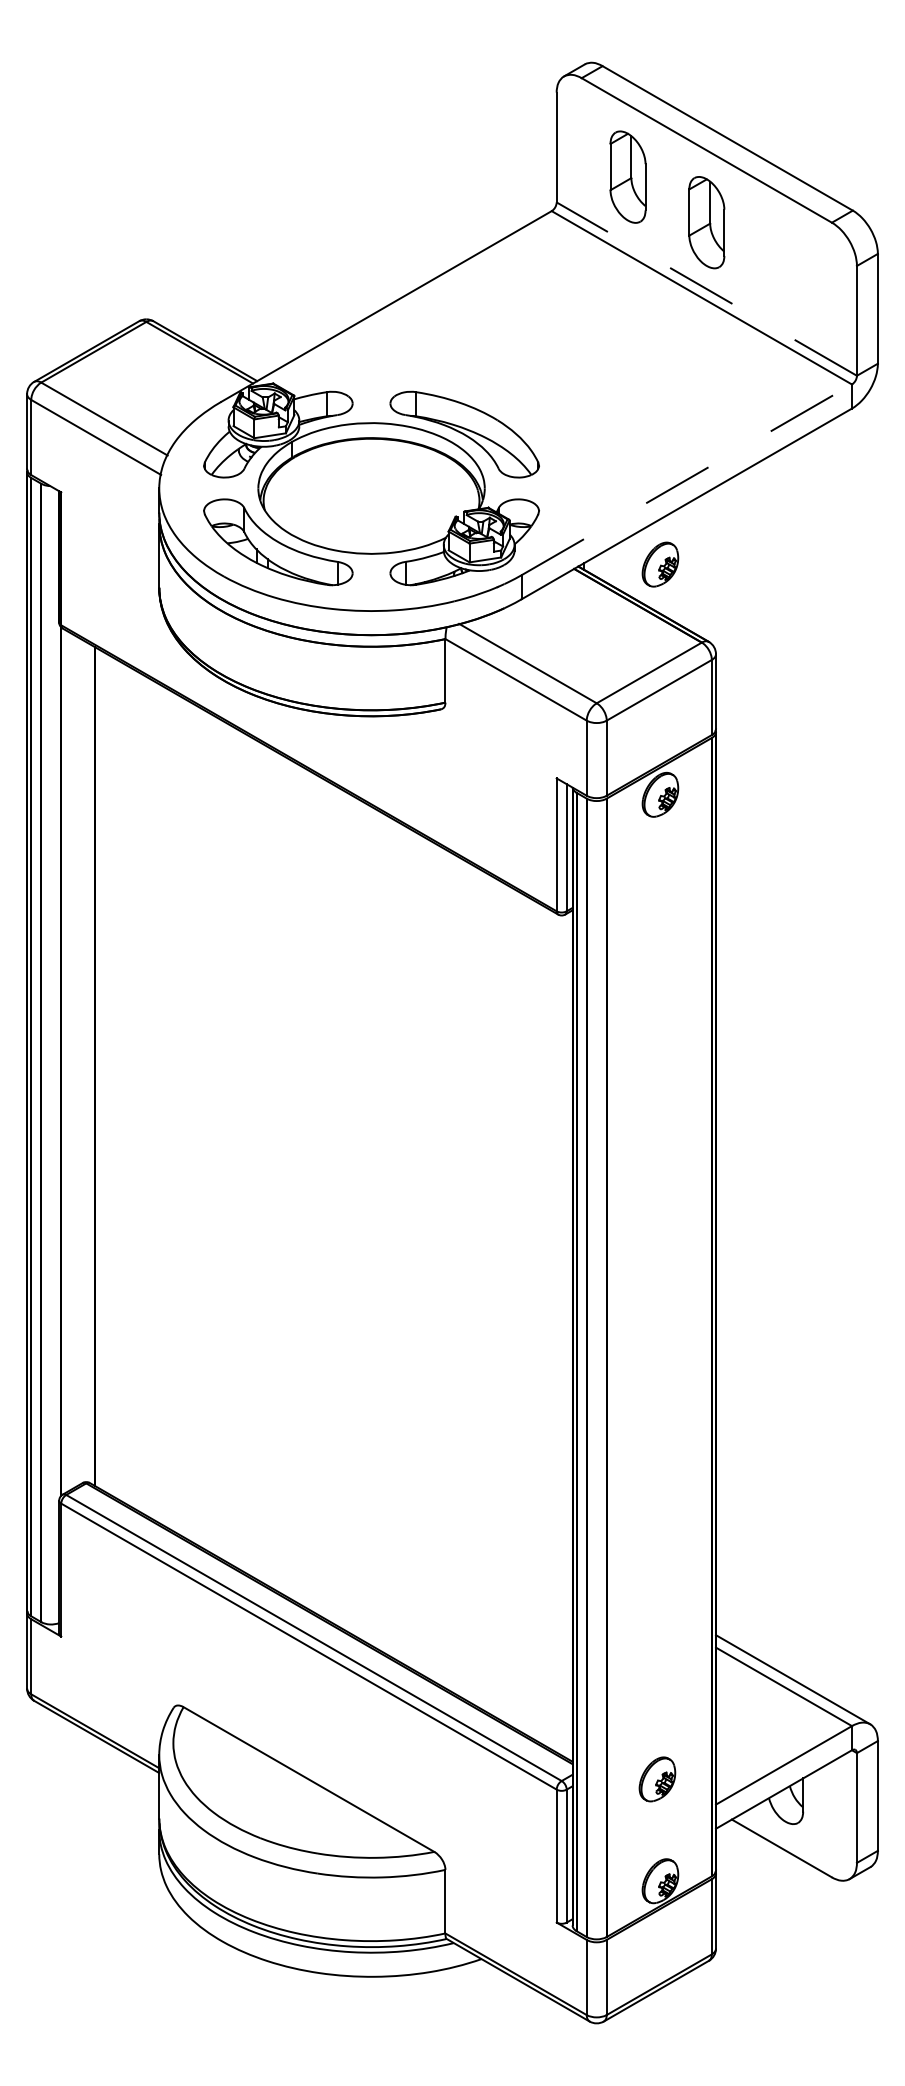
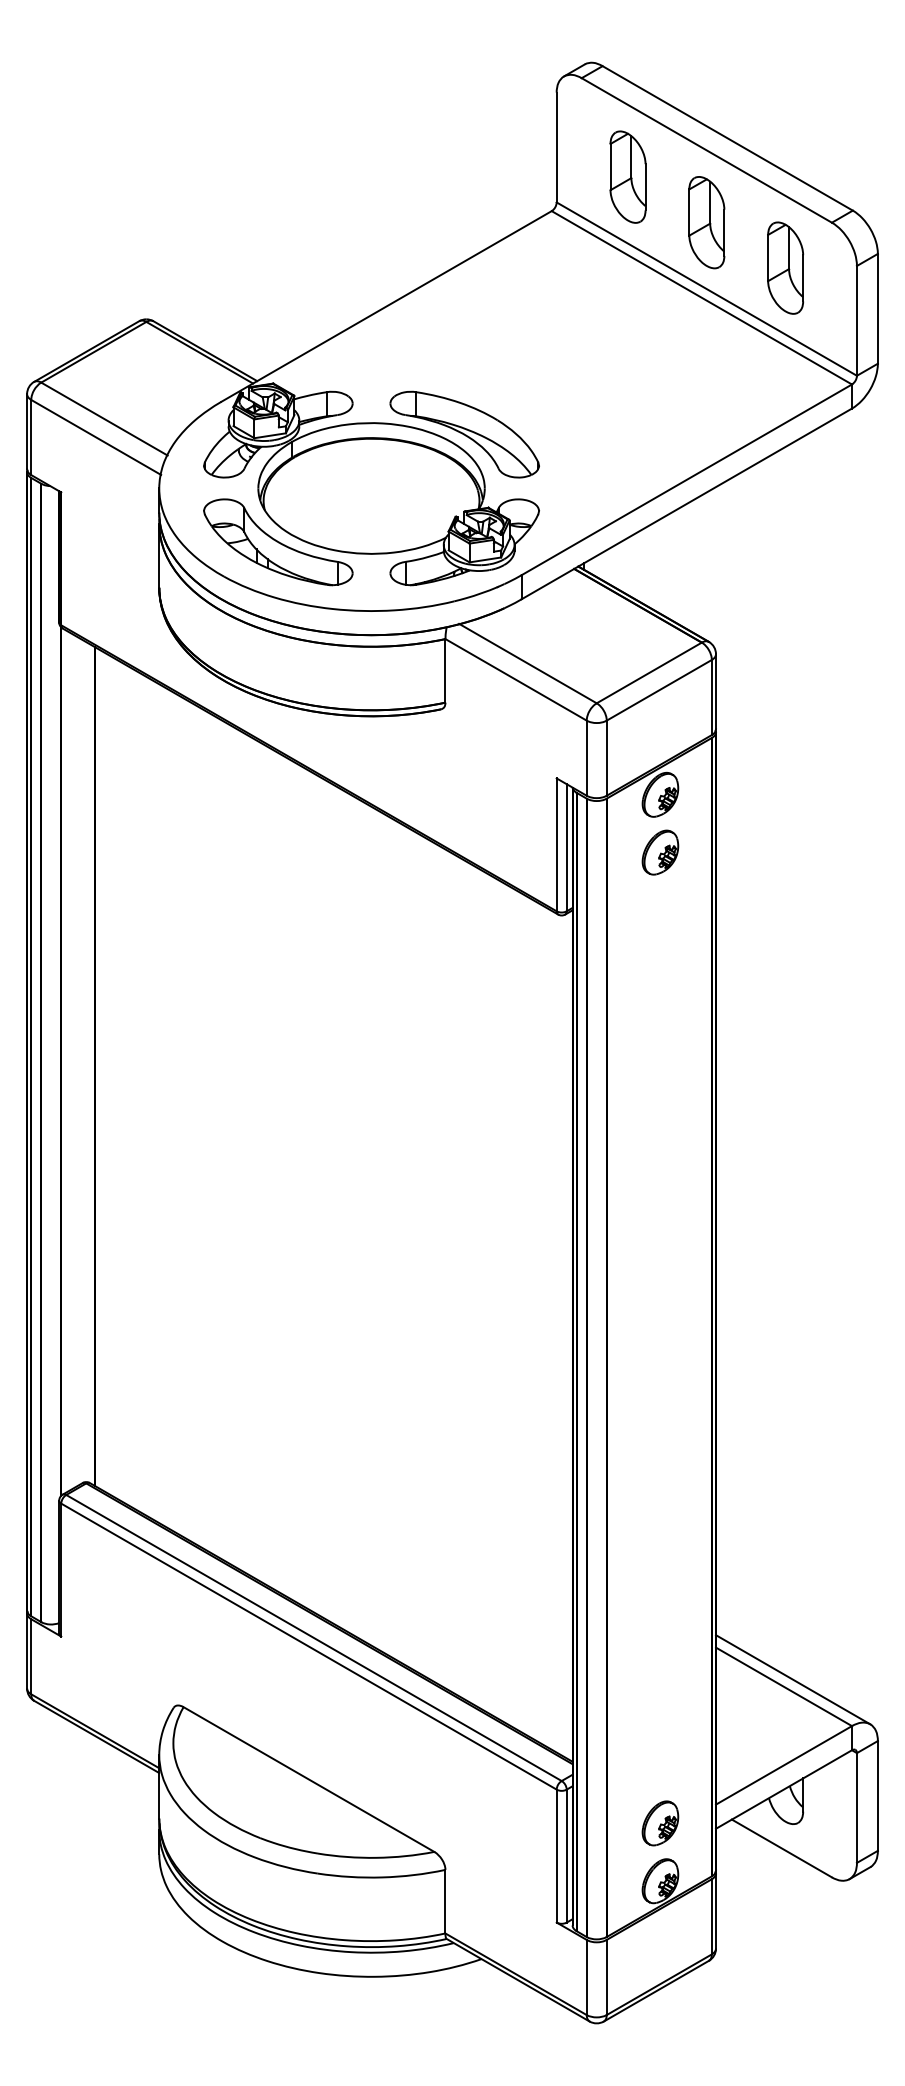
part: none -> present (785, 267)
line: dashed -> solid (706, 288)
line: dashed -> solid (686, 479)
part position: (660, 564) -> (660, 852) (660, 852)
part position: (657, 1779) -> (660, 1823) (660, 1823)
